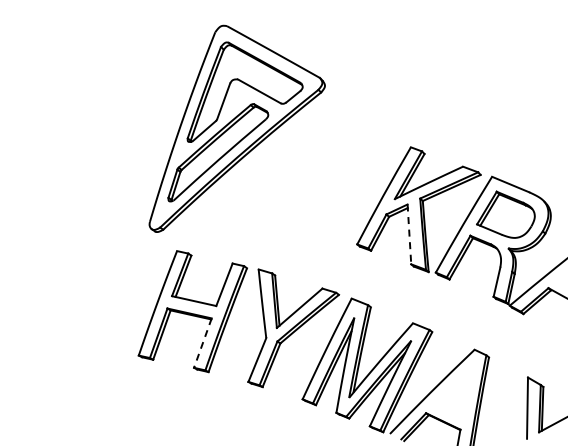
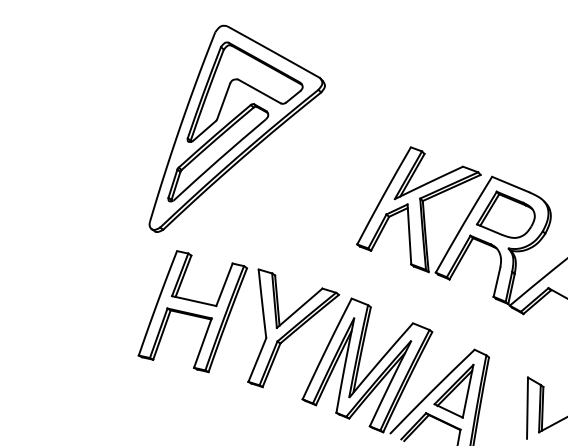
line: dashed -> solid (409, 234)
line: dashed -> solid (202, 343)
part: none -> present (453, 390)
